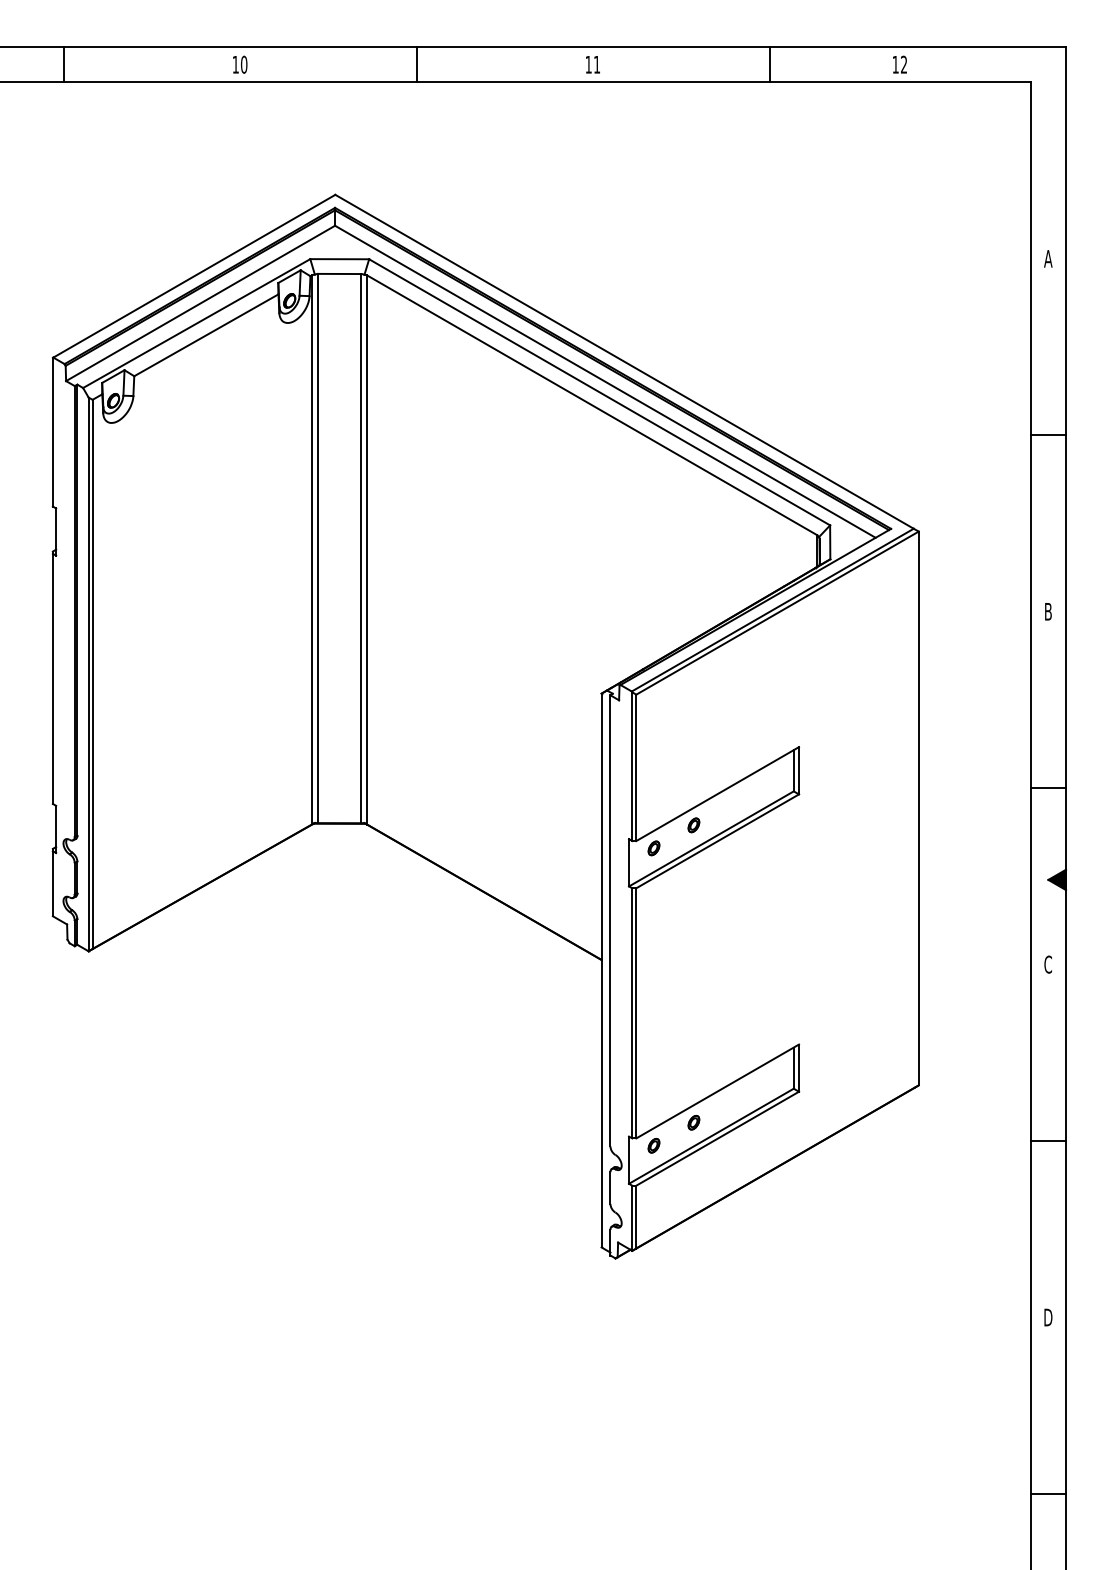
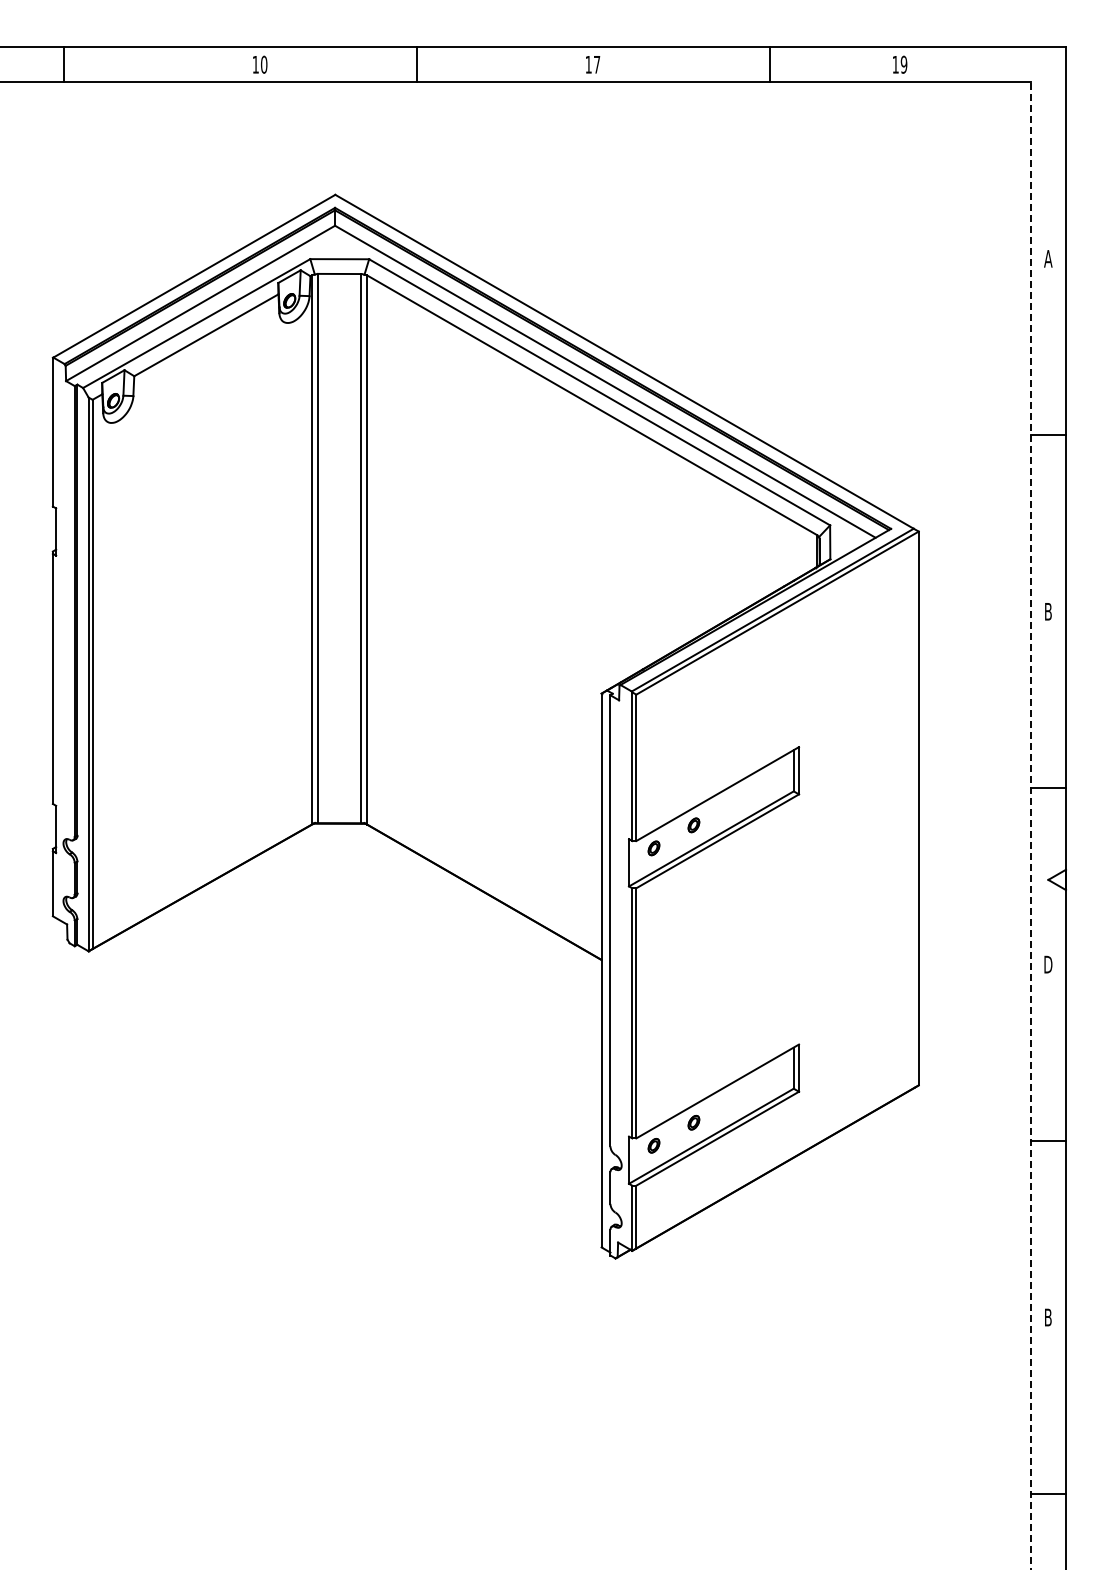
text position: (240, 64) -> (260, 64) (260, 64)
text: 11 -> 17 (597, 64)
text: 12 -> 19 (903, 64)
line: solid -> dashed (1030, 826)
fill: present -> none (1057, 879)
text: C -> D (1048, 964)
text: D -> B (1048, 1317)
